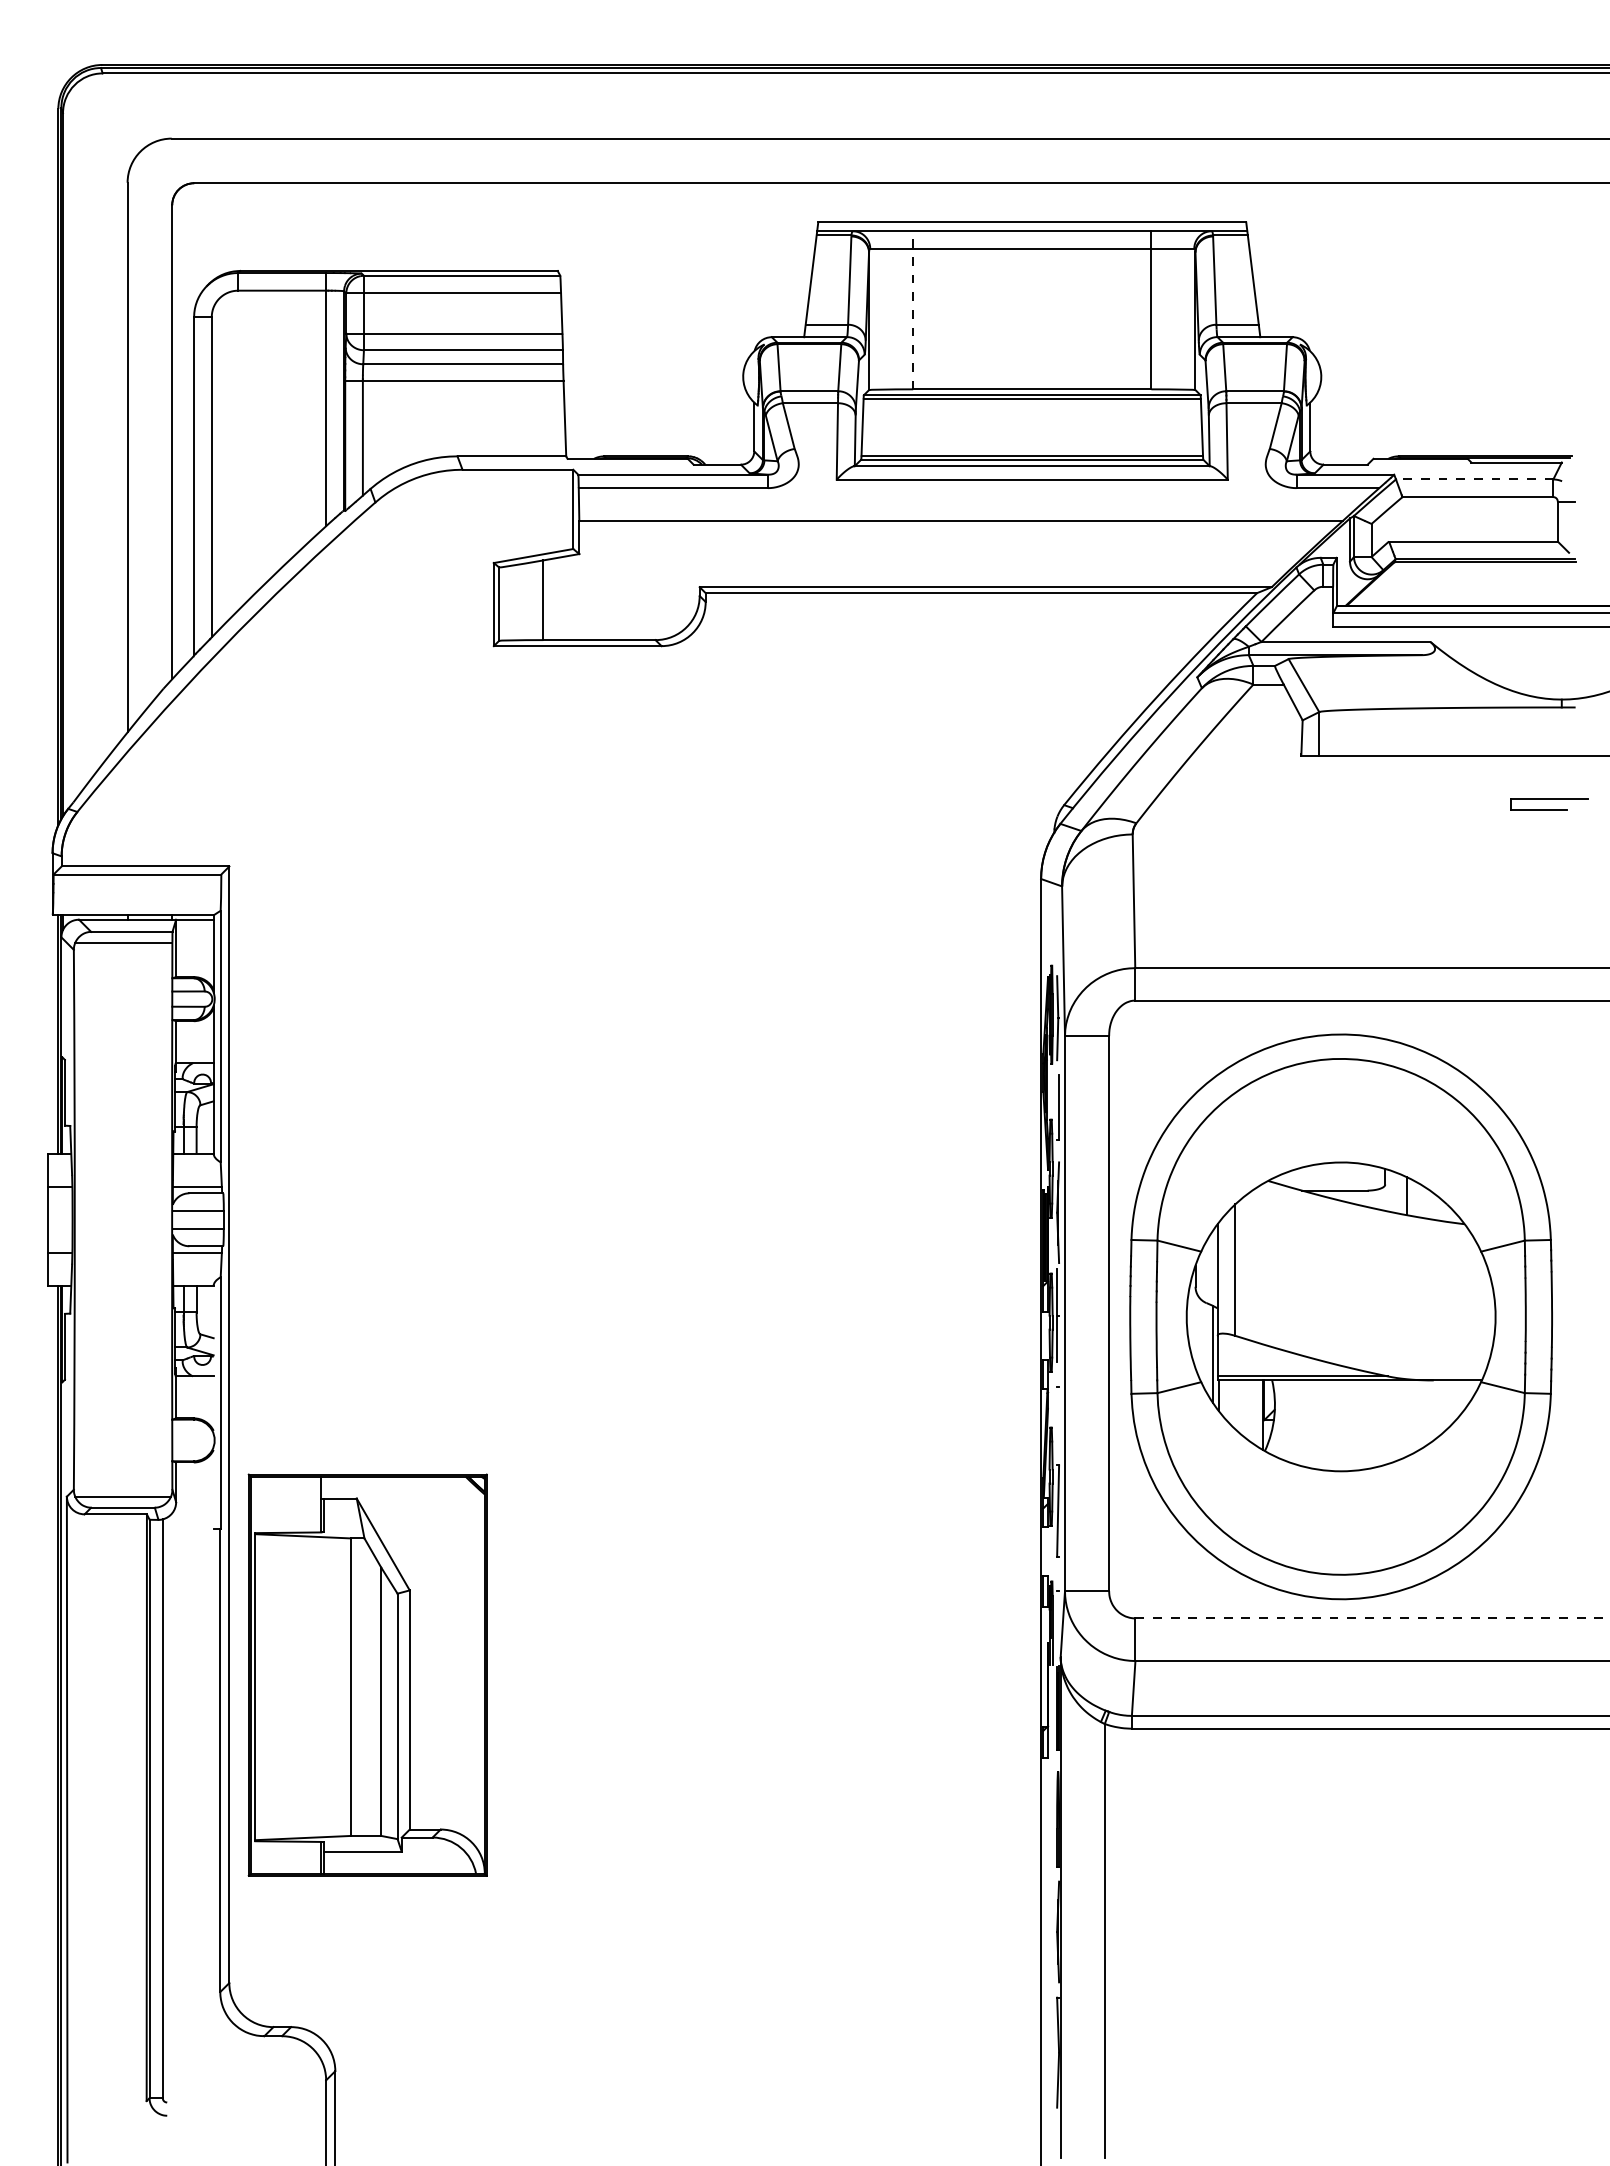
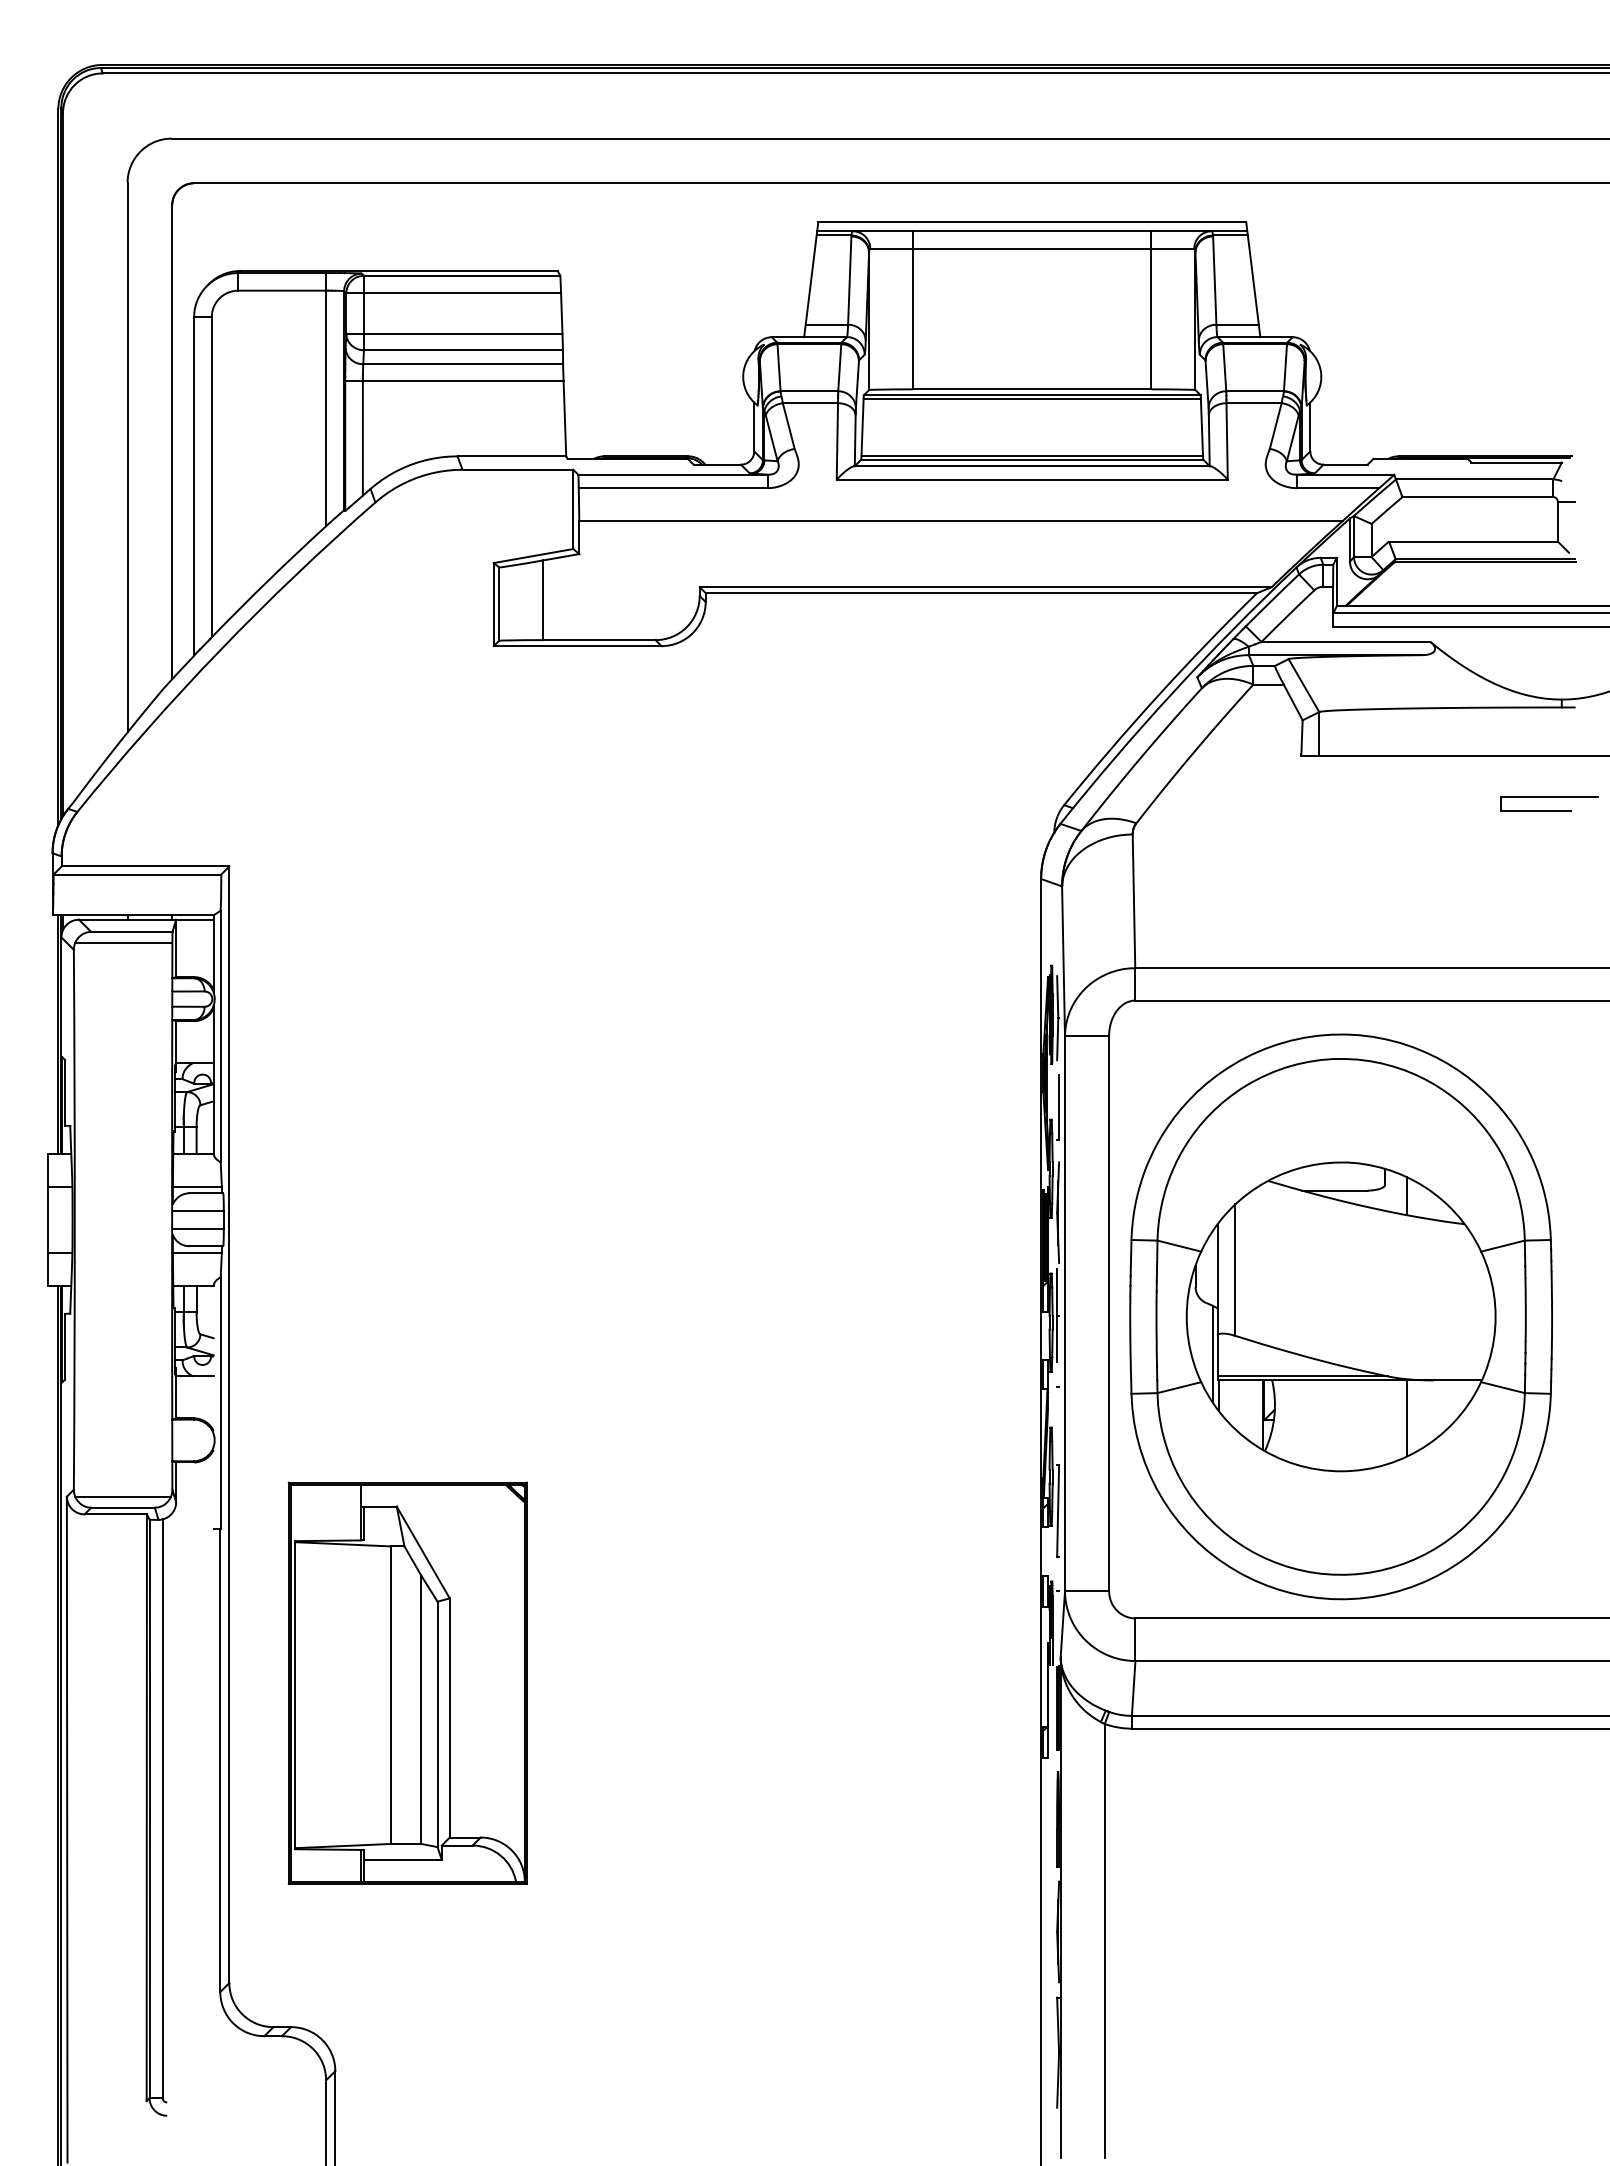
line: dashed -> solid (913, 309)
line: dashed -> solid (1474, 479)
part size: 79x13 px -> 99x16 px (1549, 803)
line: none -> present (1407, 1418)
line: dashed -> solid (1372, 1618)
part position: (367, 1674) -> (407, 1682) (407, 1682)
